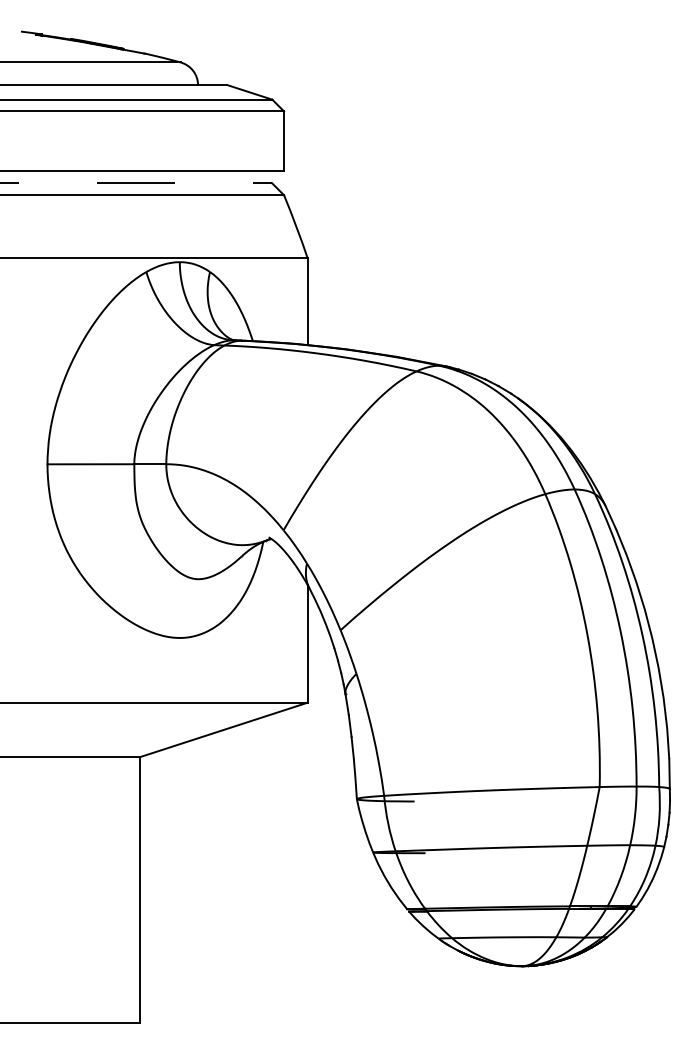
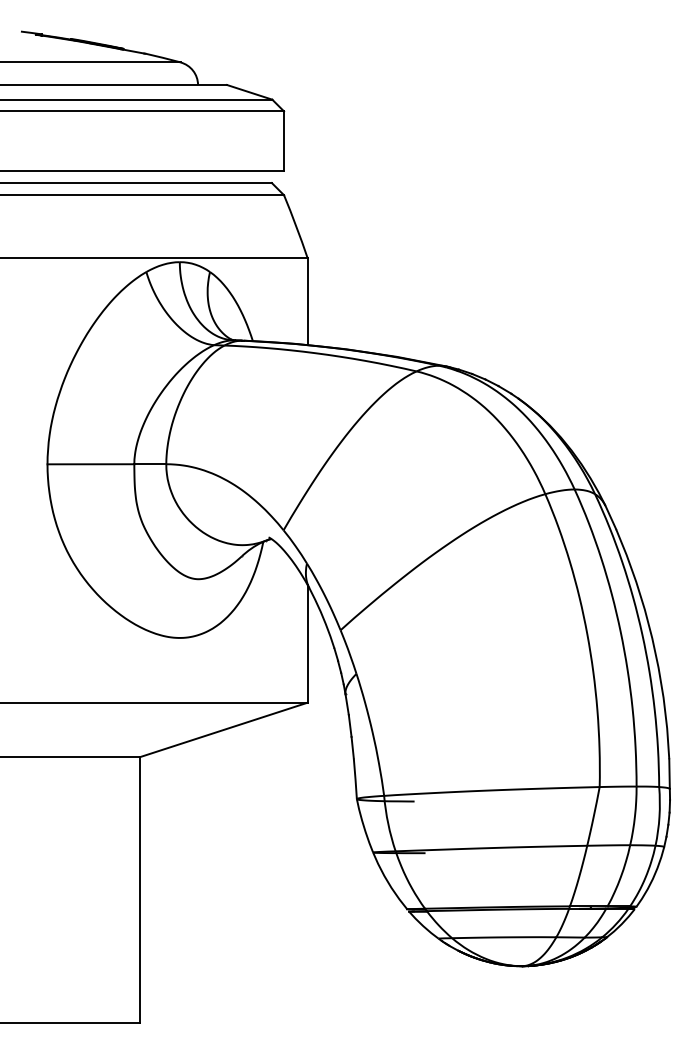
line: dashed -> solid (135, 183)
